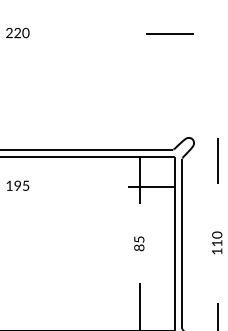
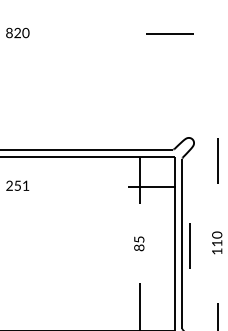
text: 220 -> 820 (9, 33)
text: 195 -> 251 (17, 185)
line: none -> present (189, 245)
